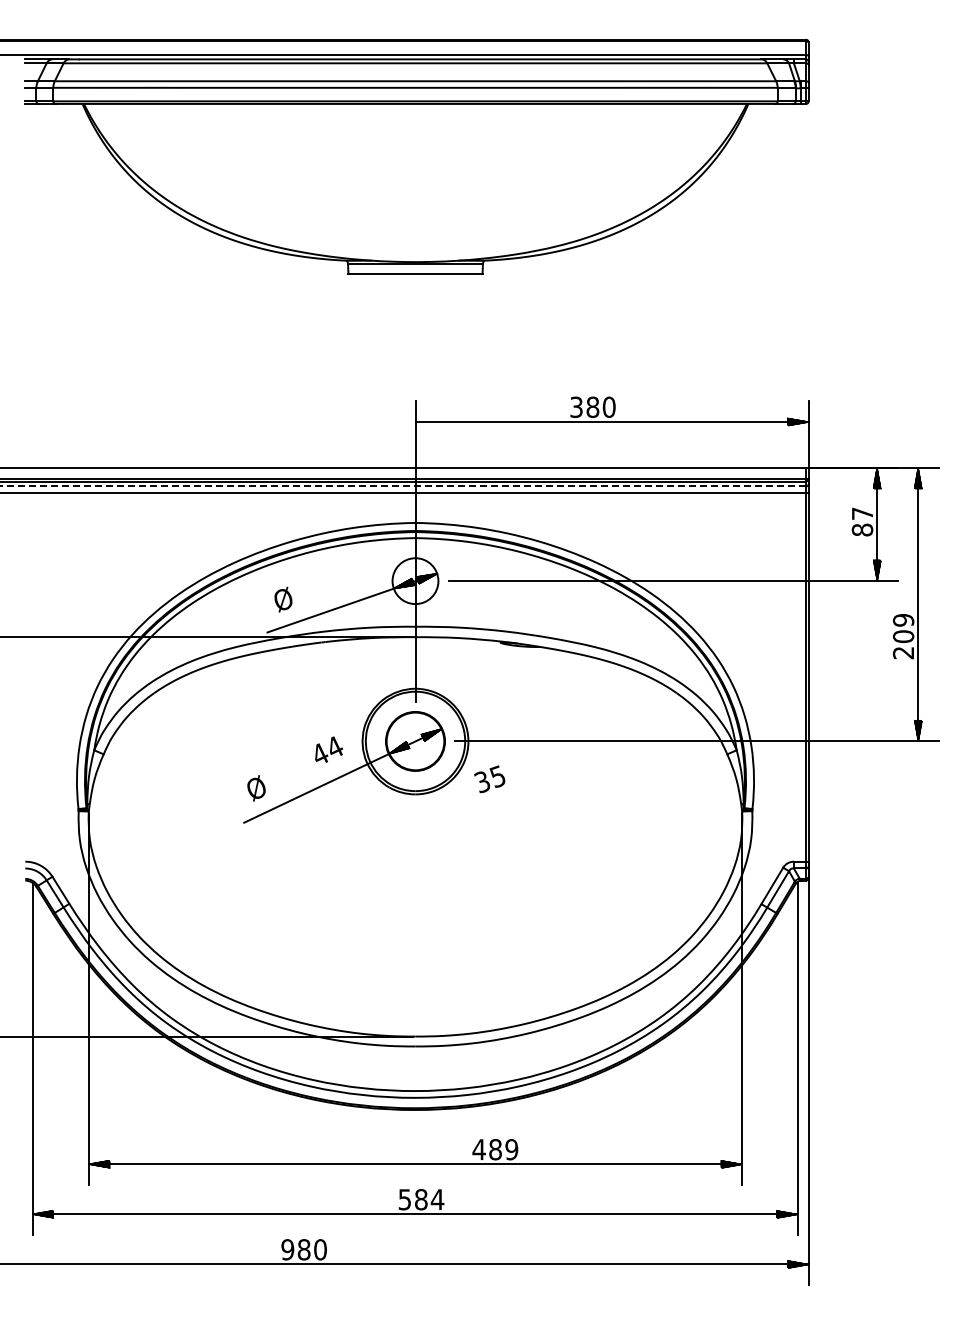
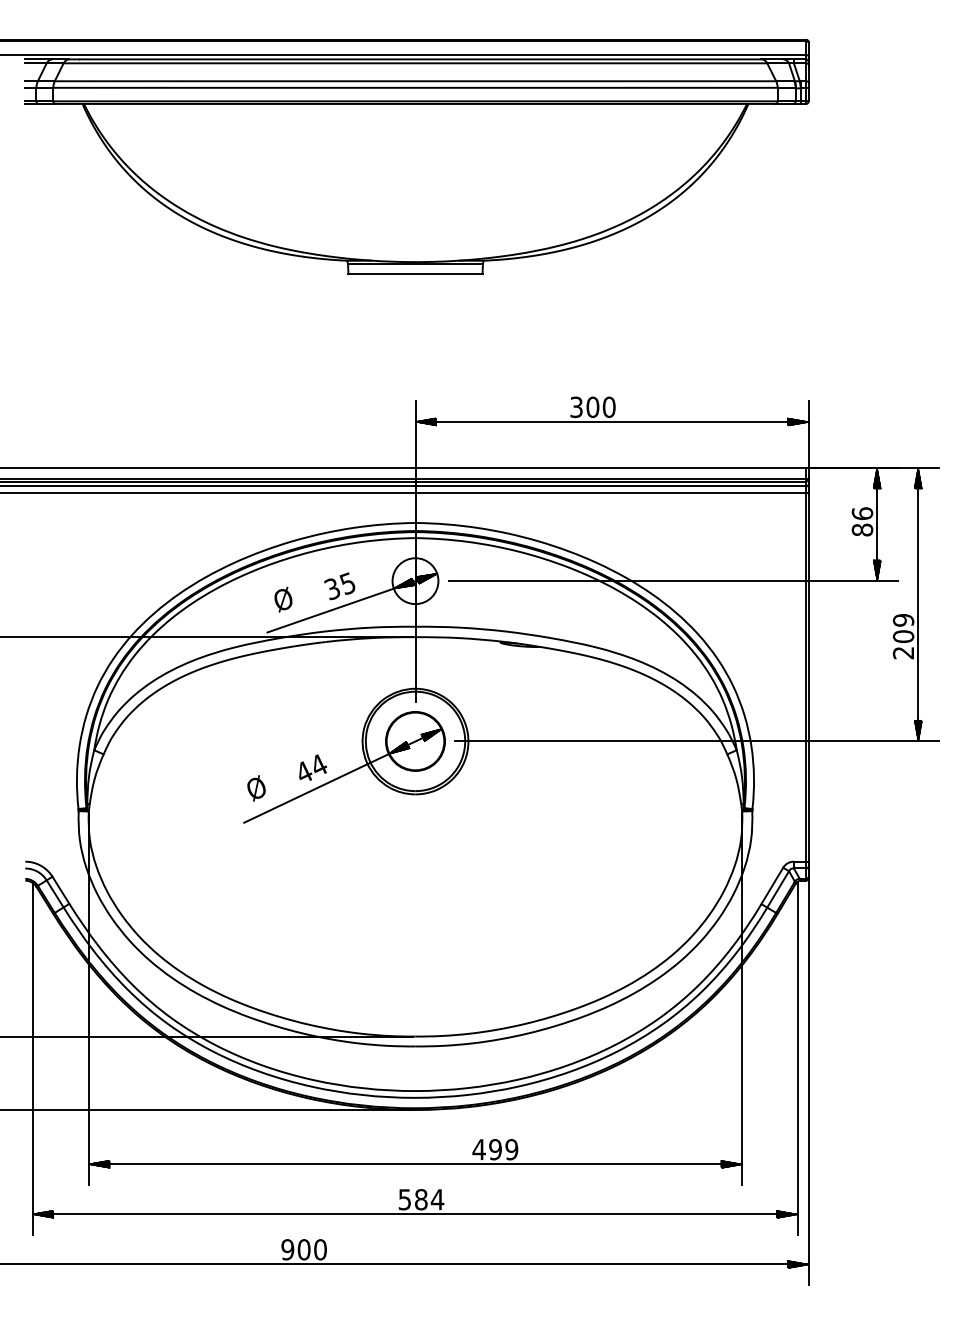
text: 380 -> 300 (592, 407)
hatch: none -> present (425, 421)
line: dashed -> solid (403, 486)
text: 87 -> 86 (862, 513)
text position: (329, 749) -> (313, 767) (313, 767)
text position: (489, 779) -> (339, 586) (339, 586)
line: none -> present (207, 1110)
text: 489 -> 499 (495, 1149)
text: 980 -> 900 (303, 1249)
